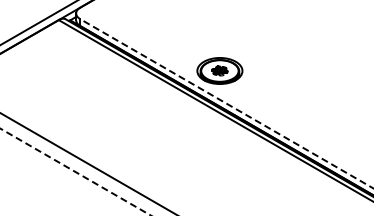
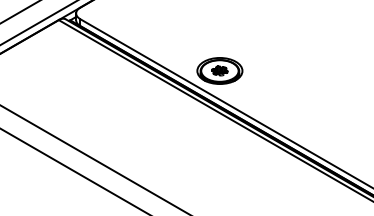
line: none -> present (19, 12)
line: dashed -> solid (226, 103)
line position: (87, 163) -> (94, 159) (94, 159)
line: dashed -> solid (76, 172)
